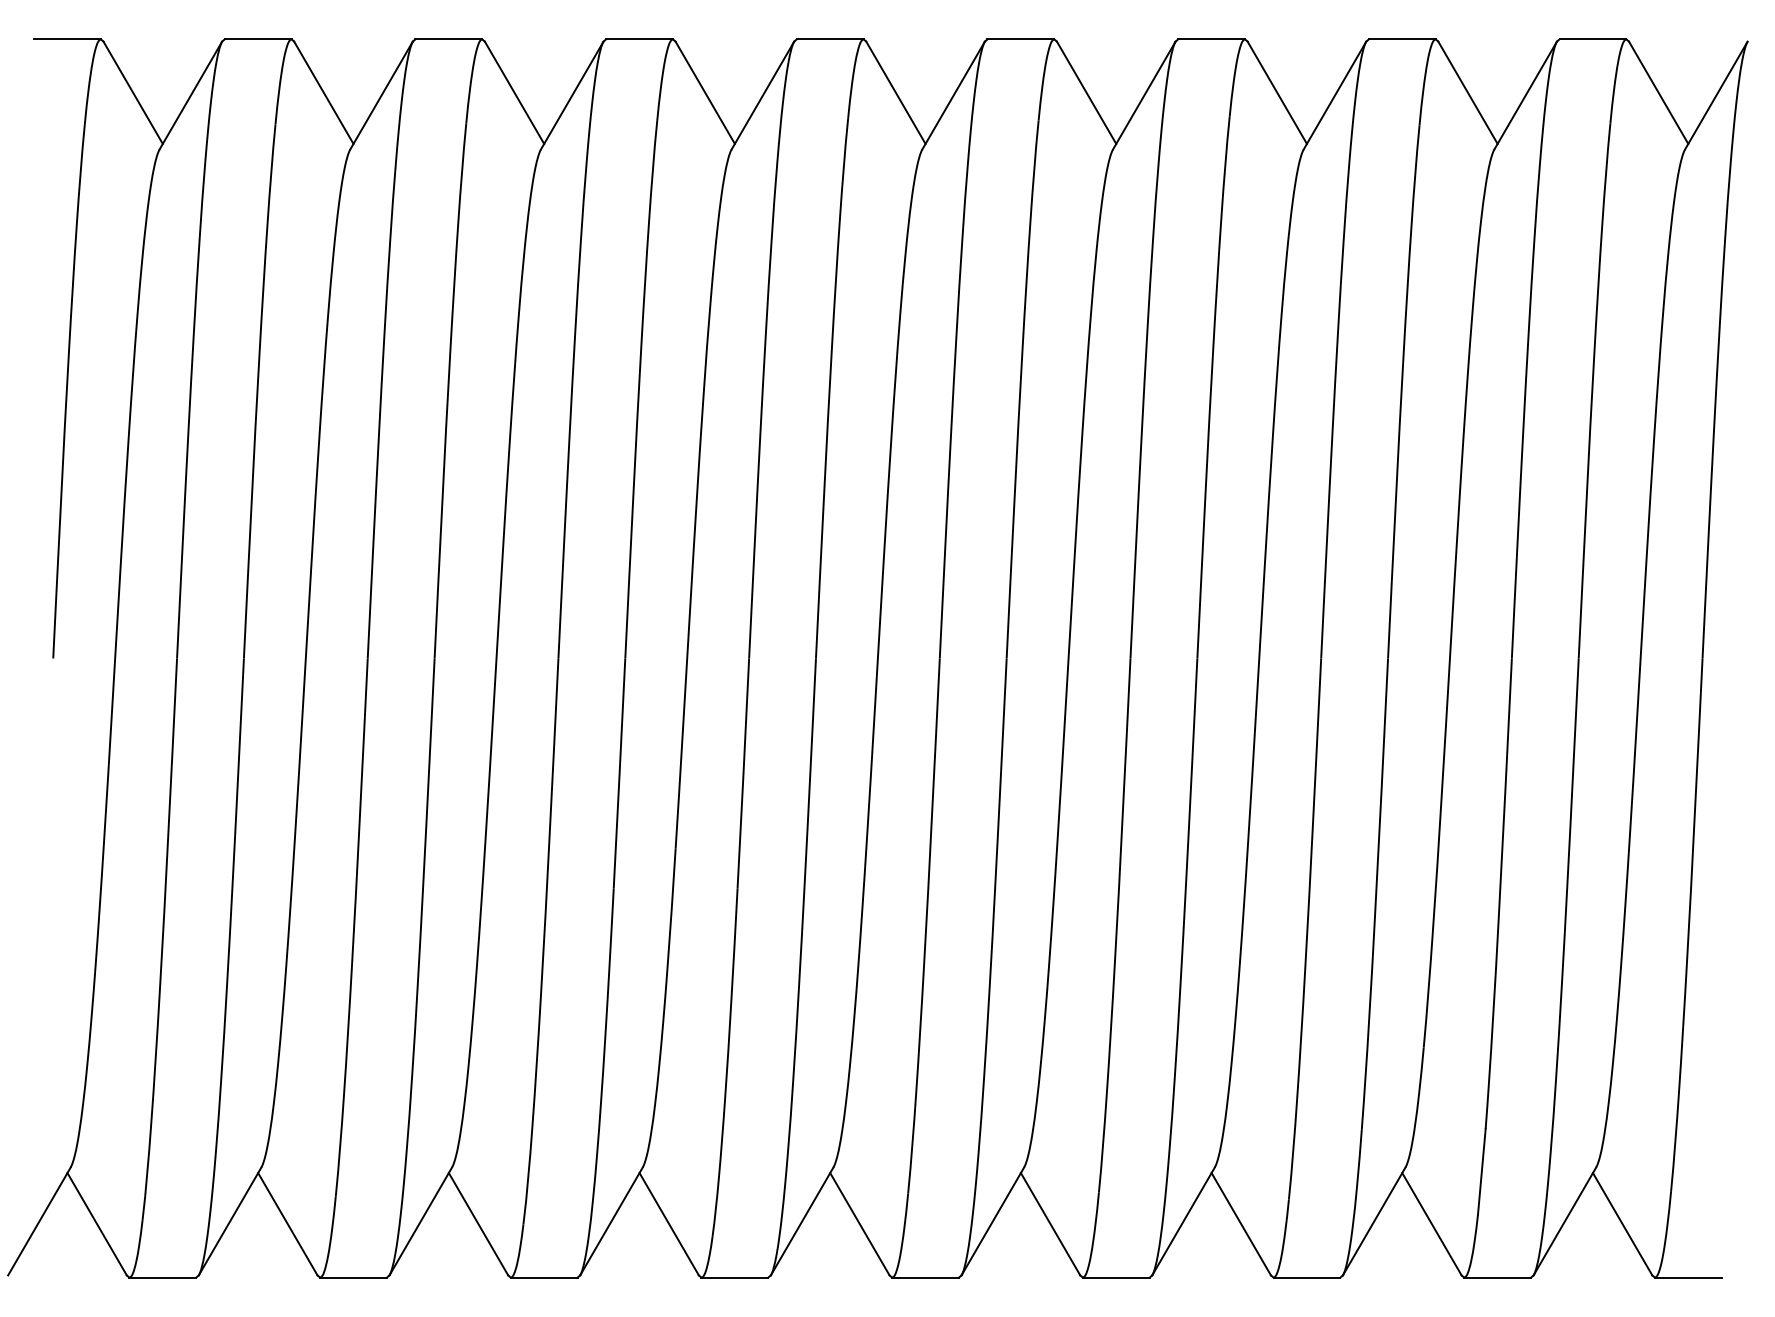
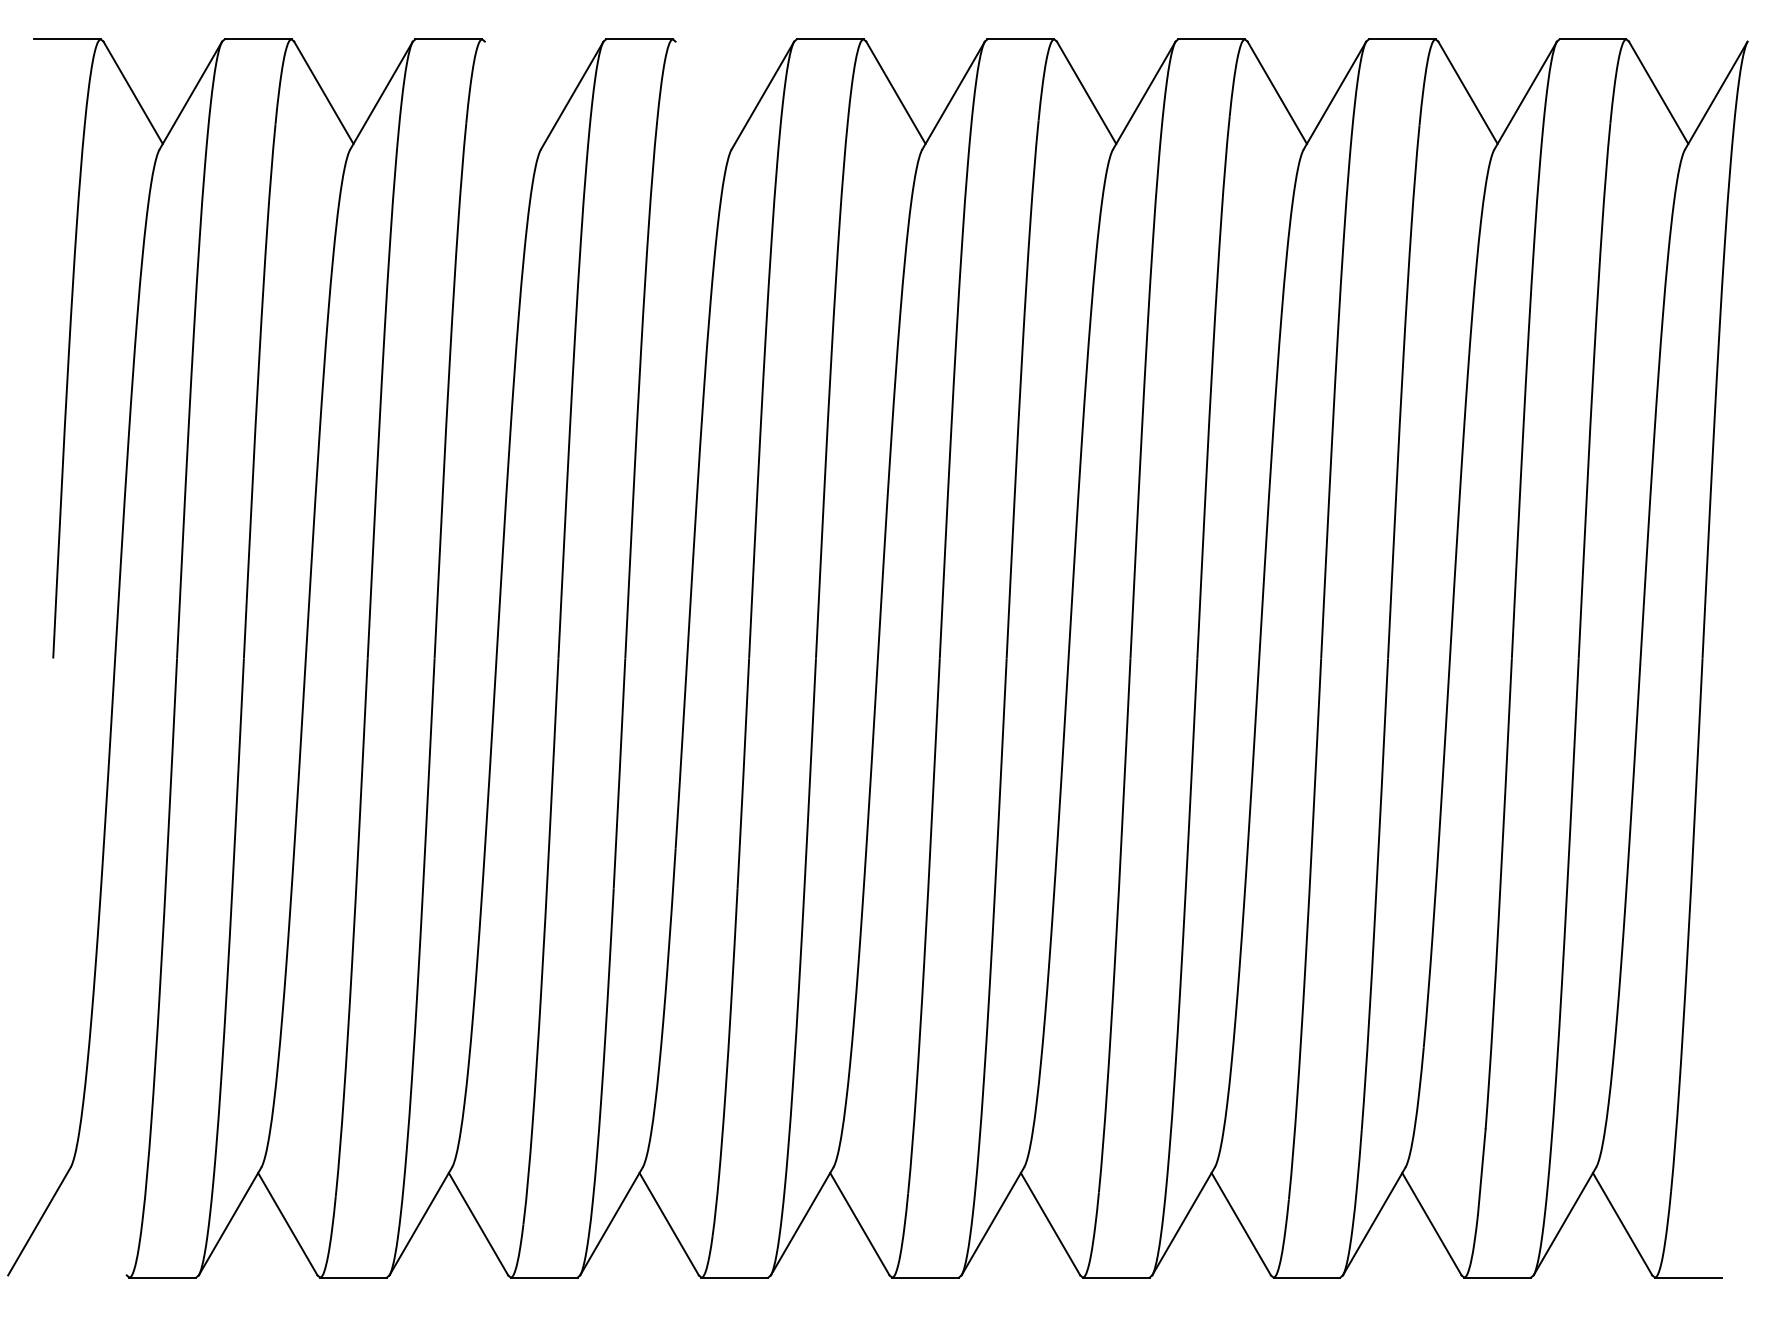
line: present -> none (514, 92)
line: present -> none (704, 92)
line: present -> none (96, 1224)
